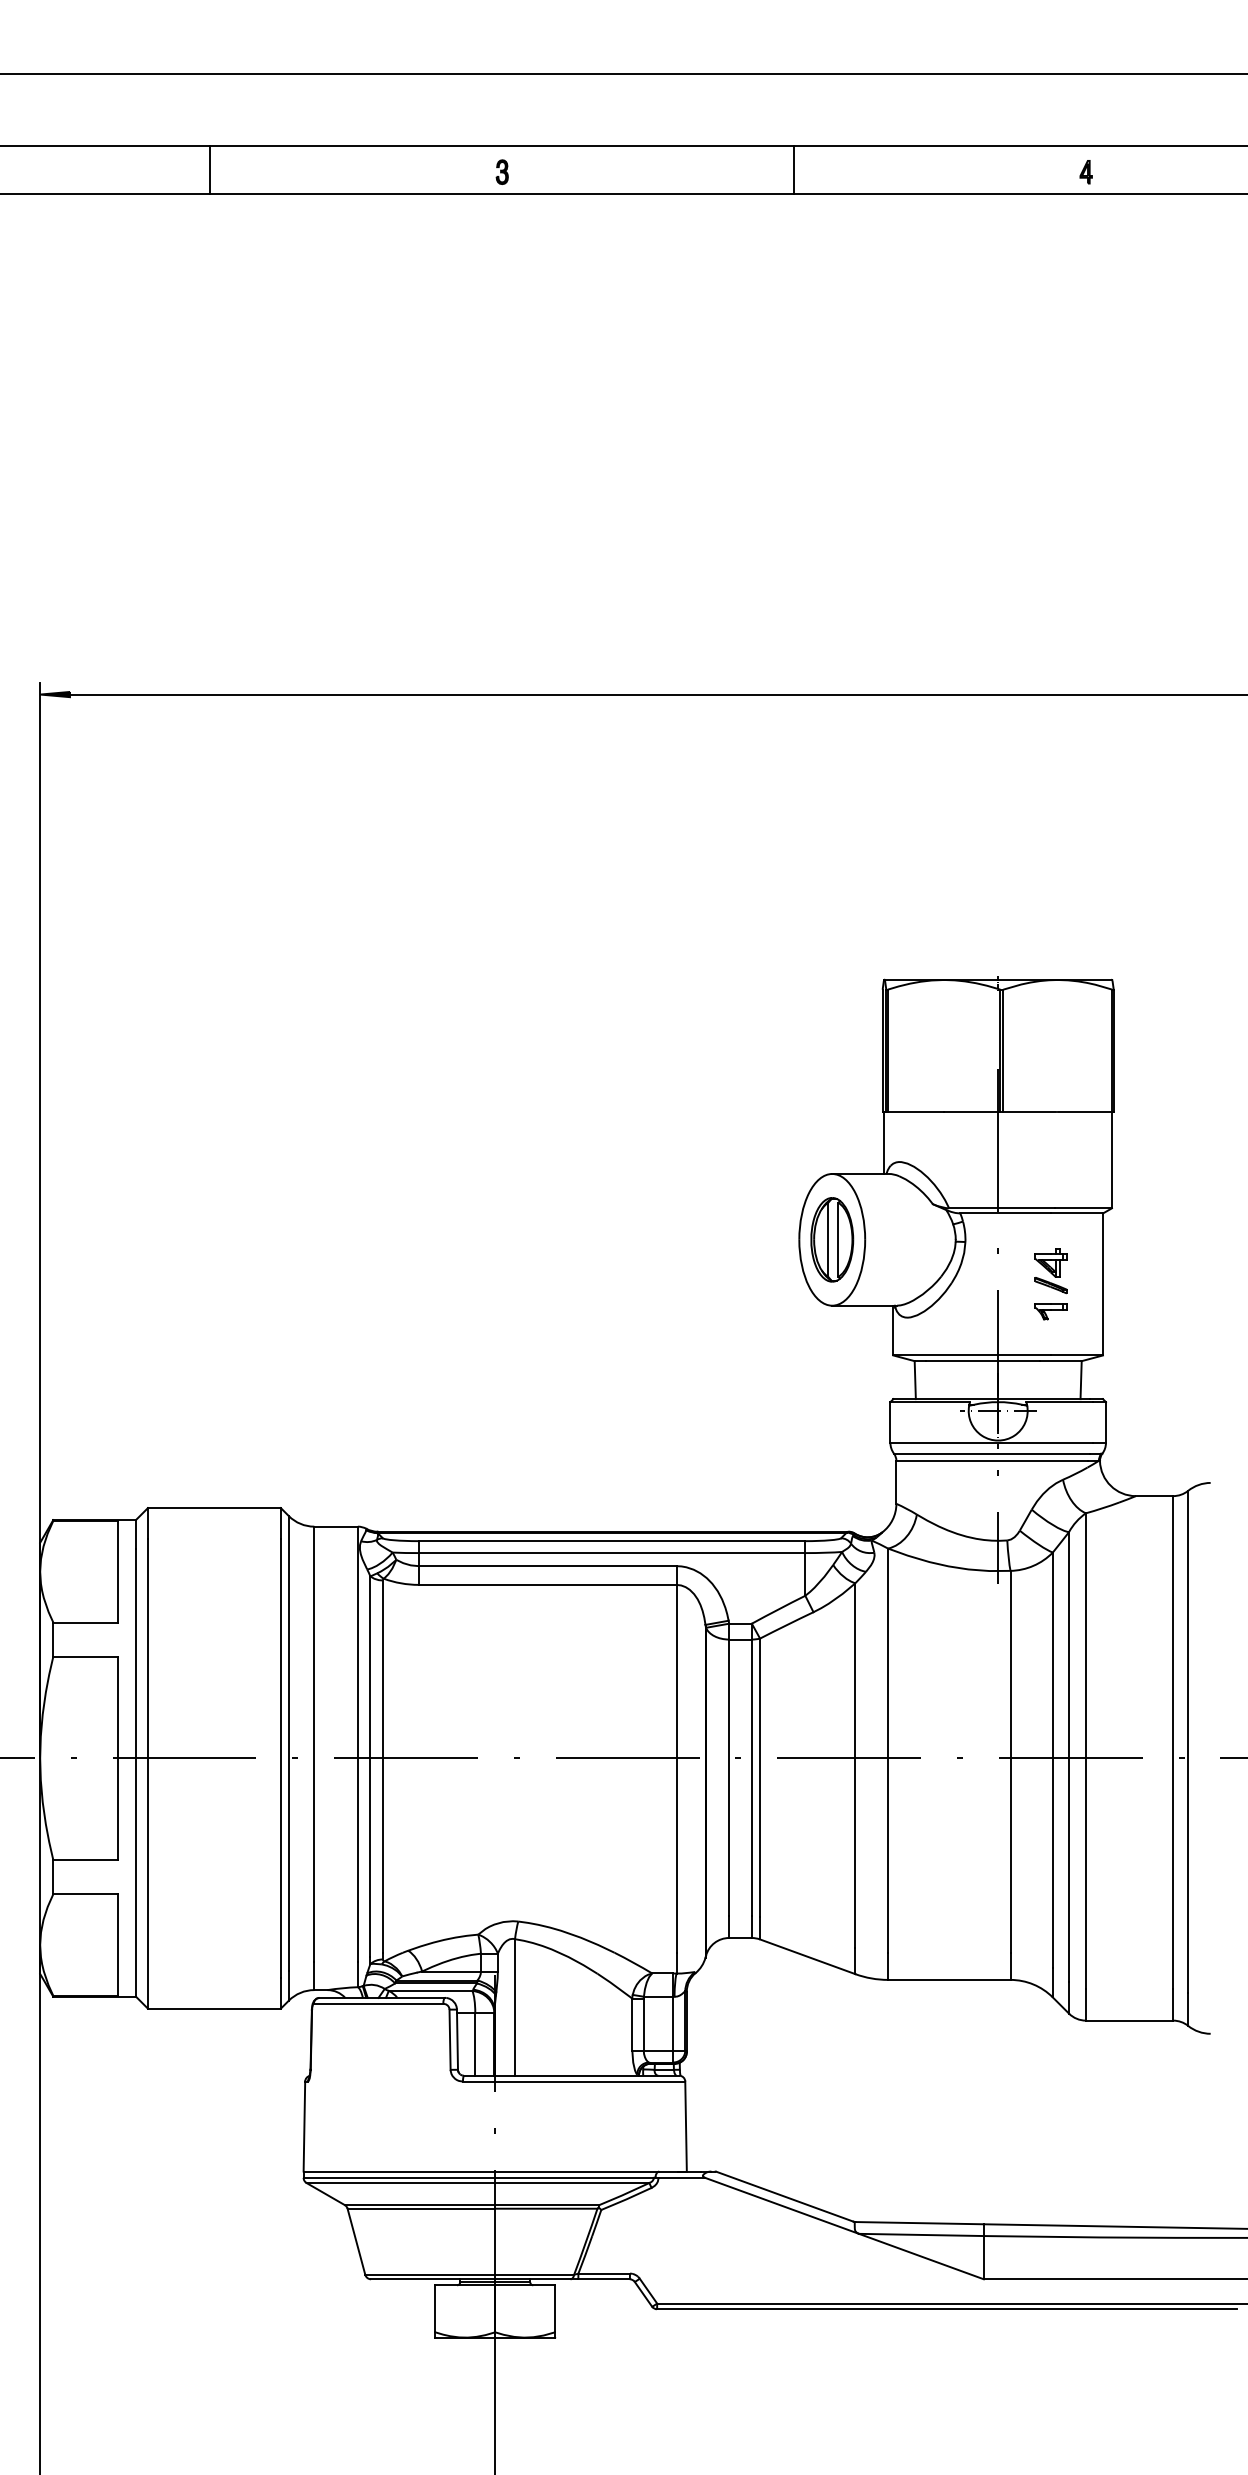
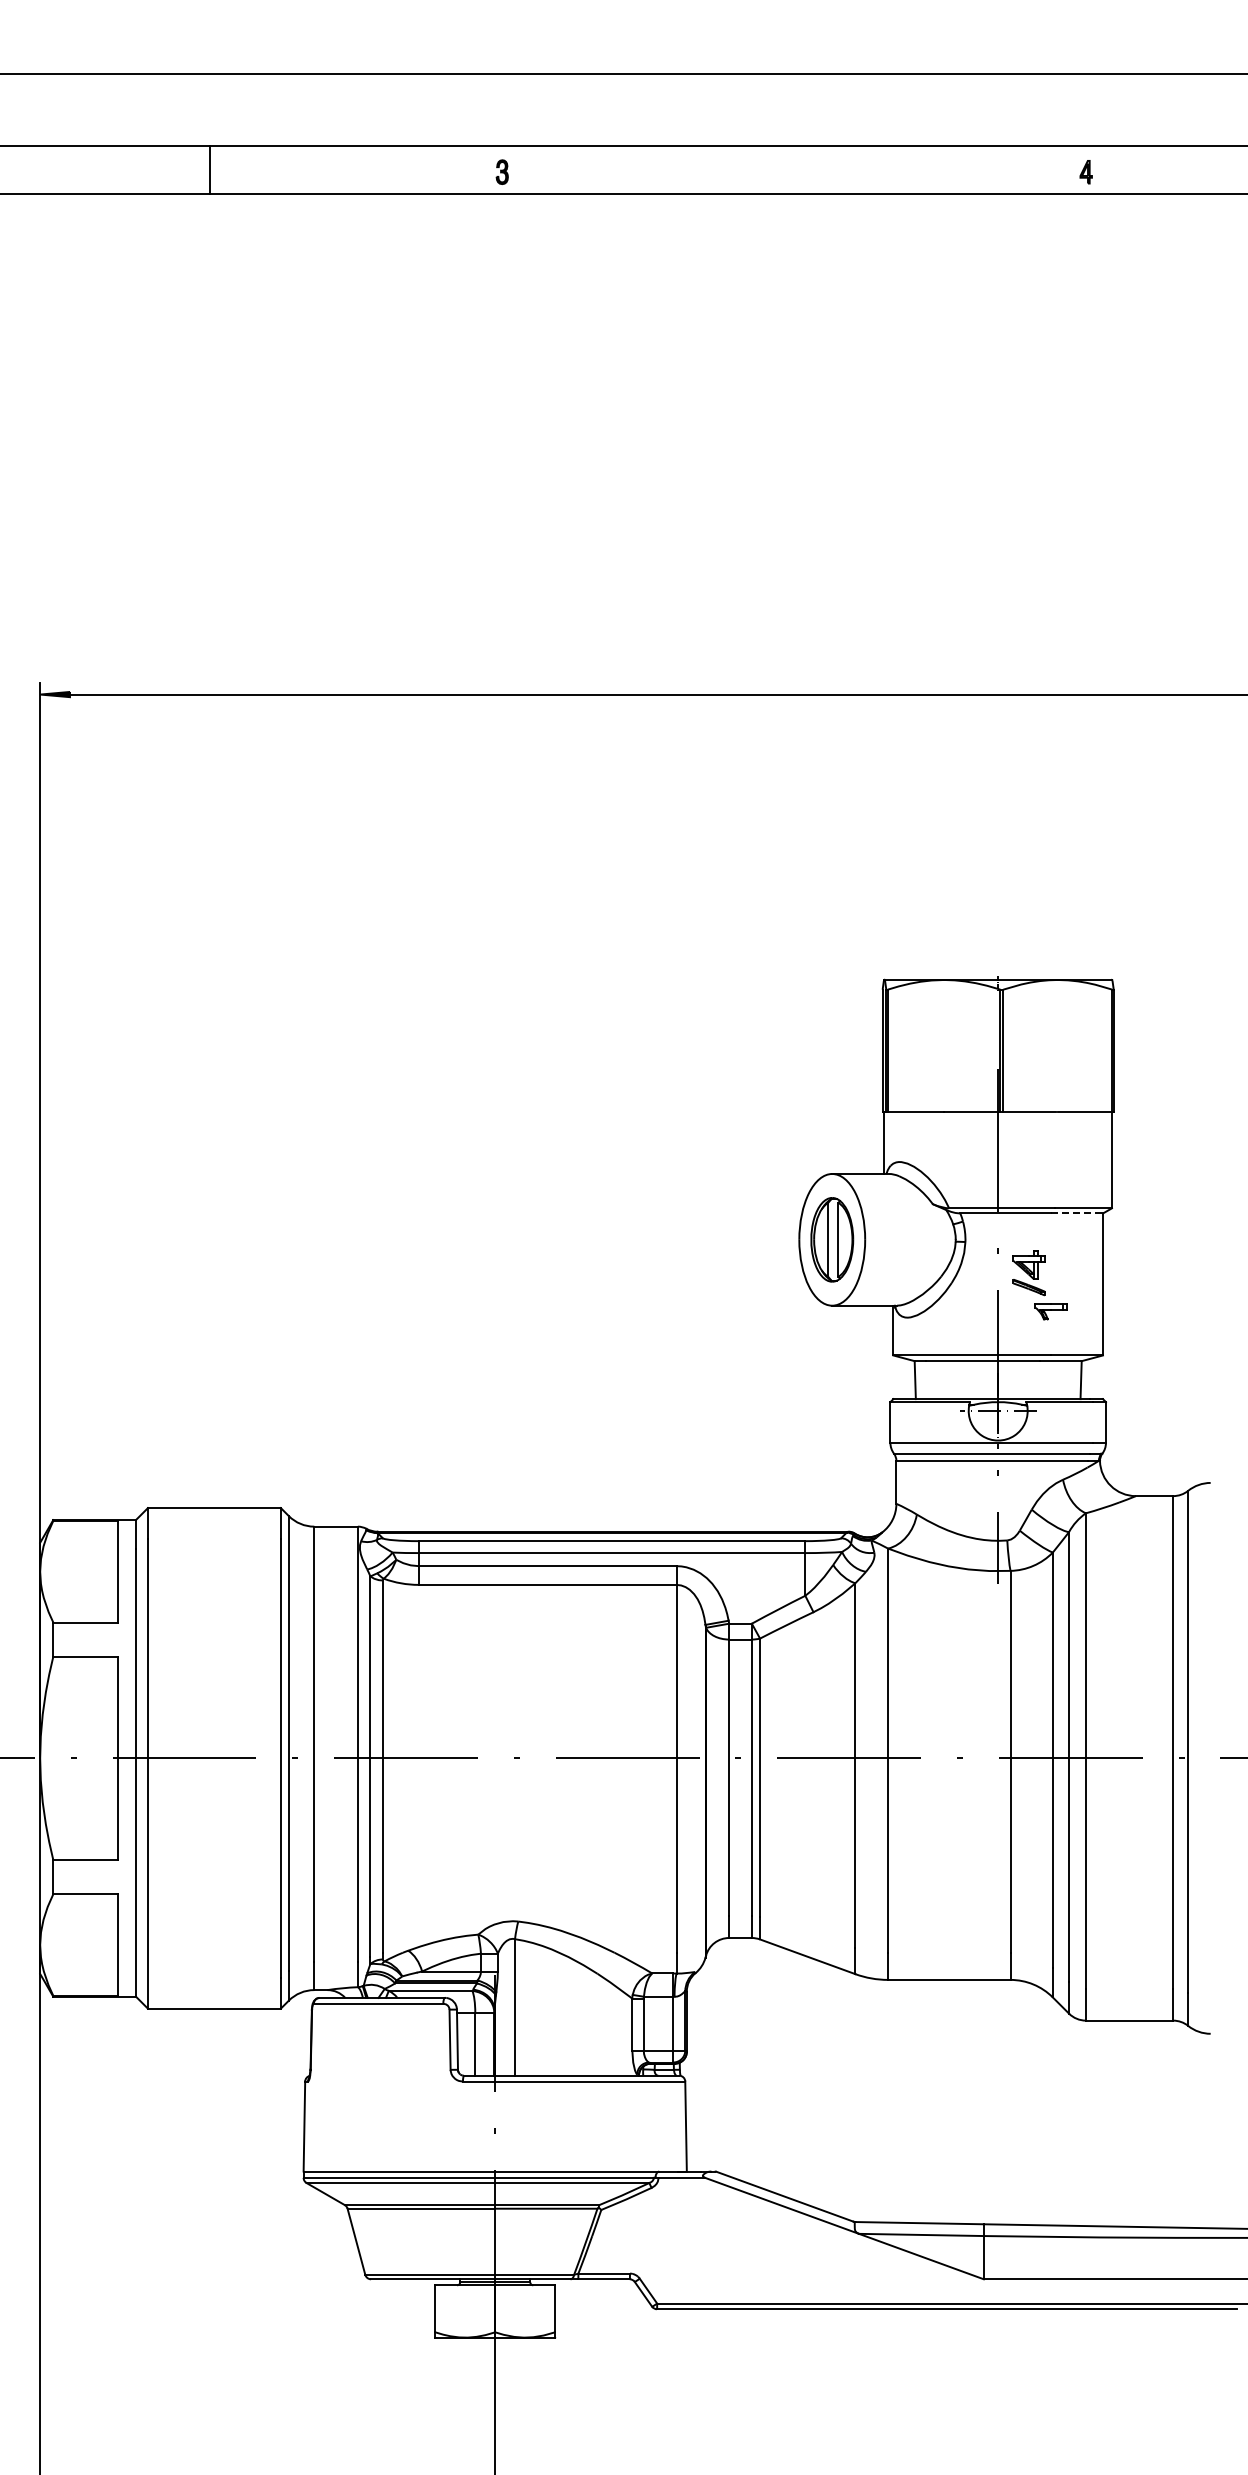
line: present -> none (793, 170)
line: solid -> dashed (1077, 1213)
part position: (1050, 1271) -> (1028, 1273) (1028, 1273)
